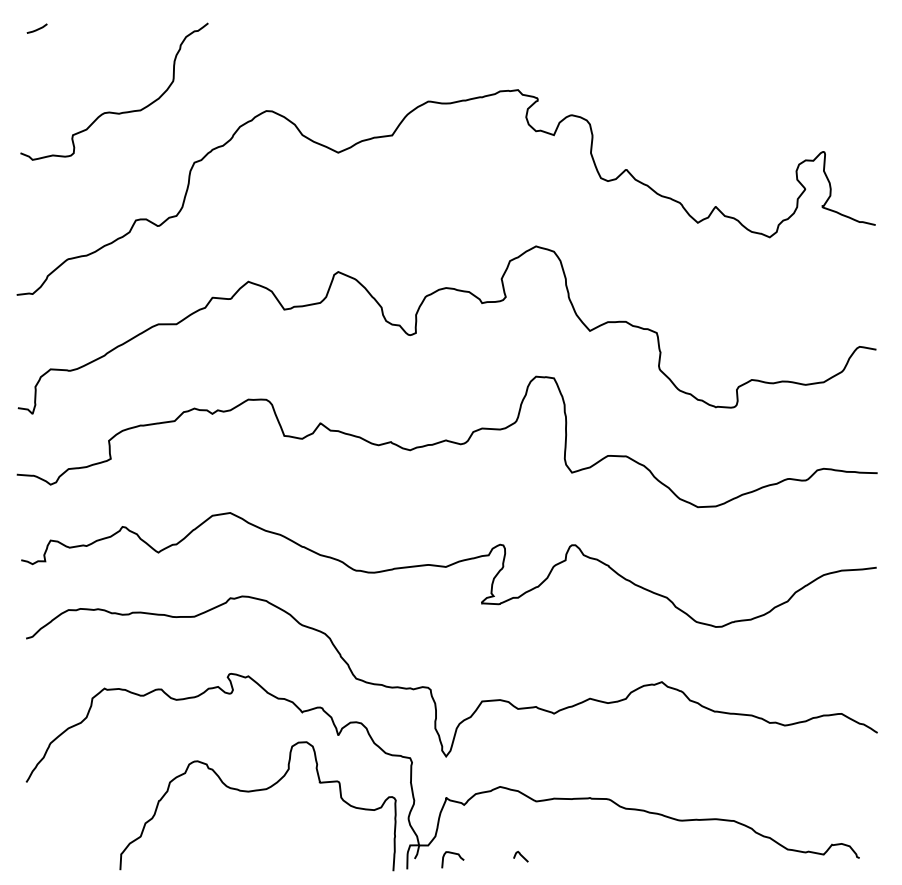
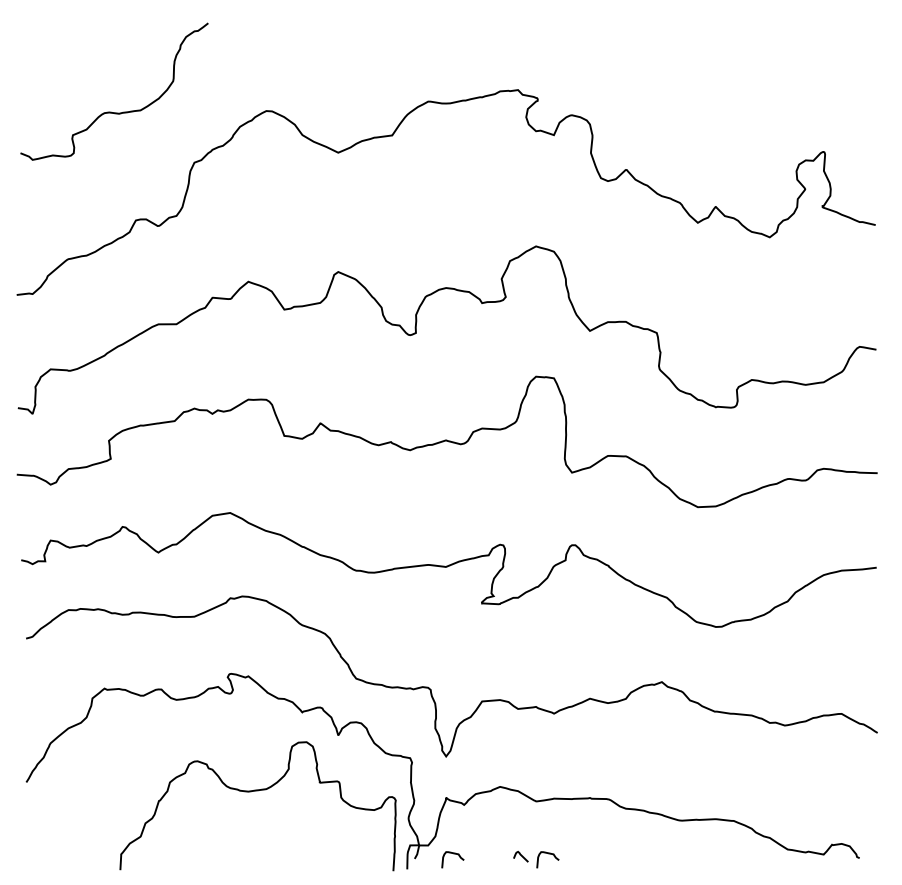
line: present -> none (37, 28)
curve: none -> present (548, 854)
